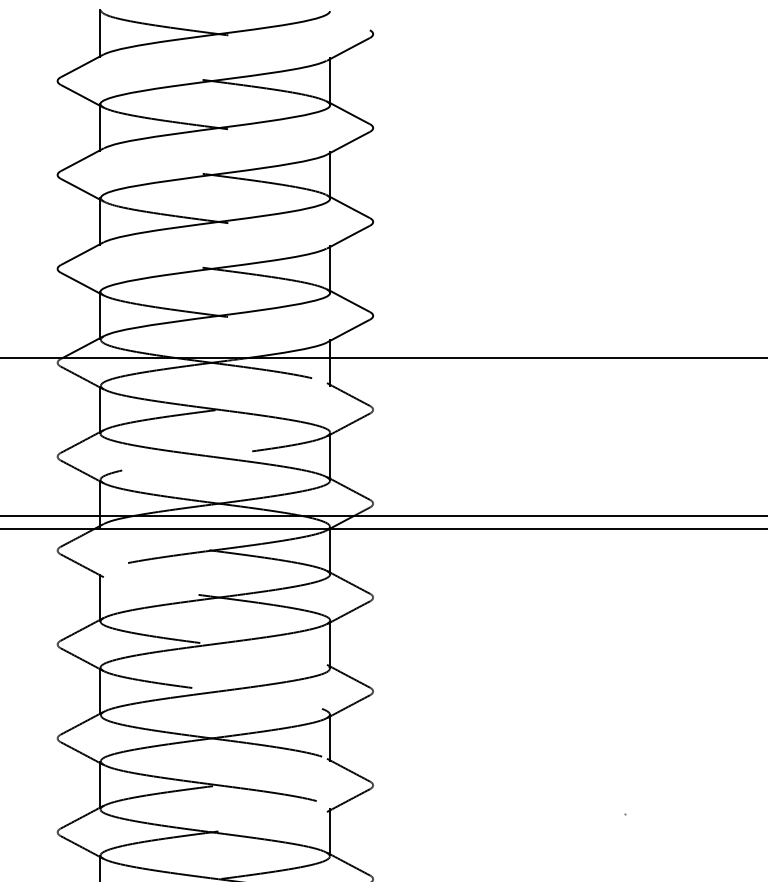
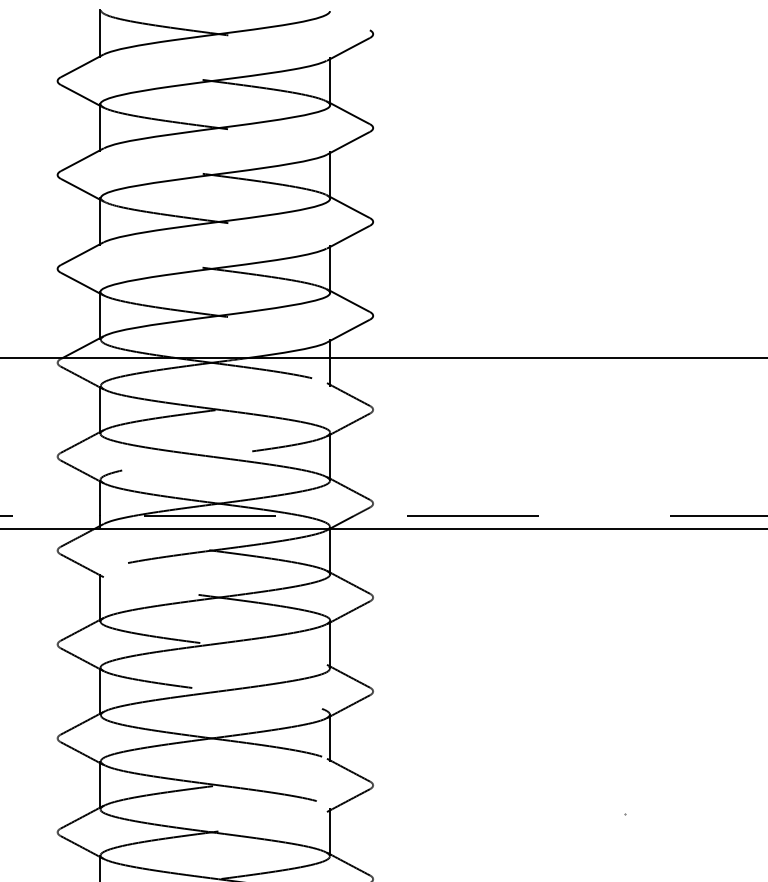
line: solid -> dashed (384, 515)
